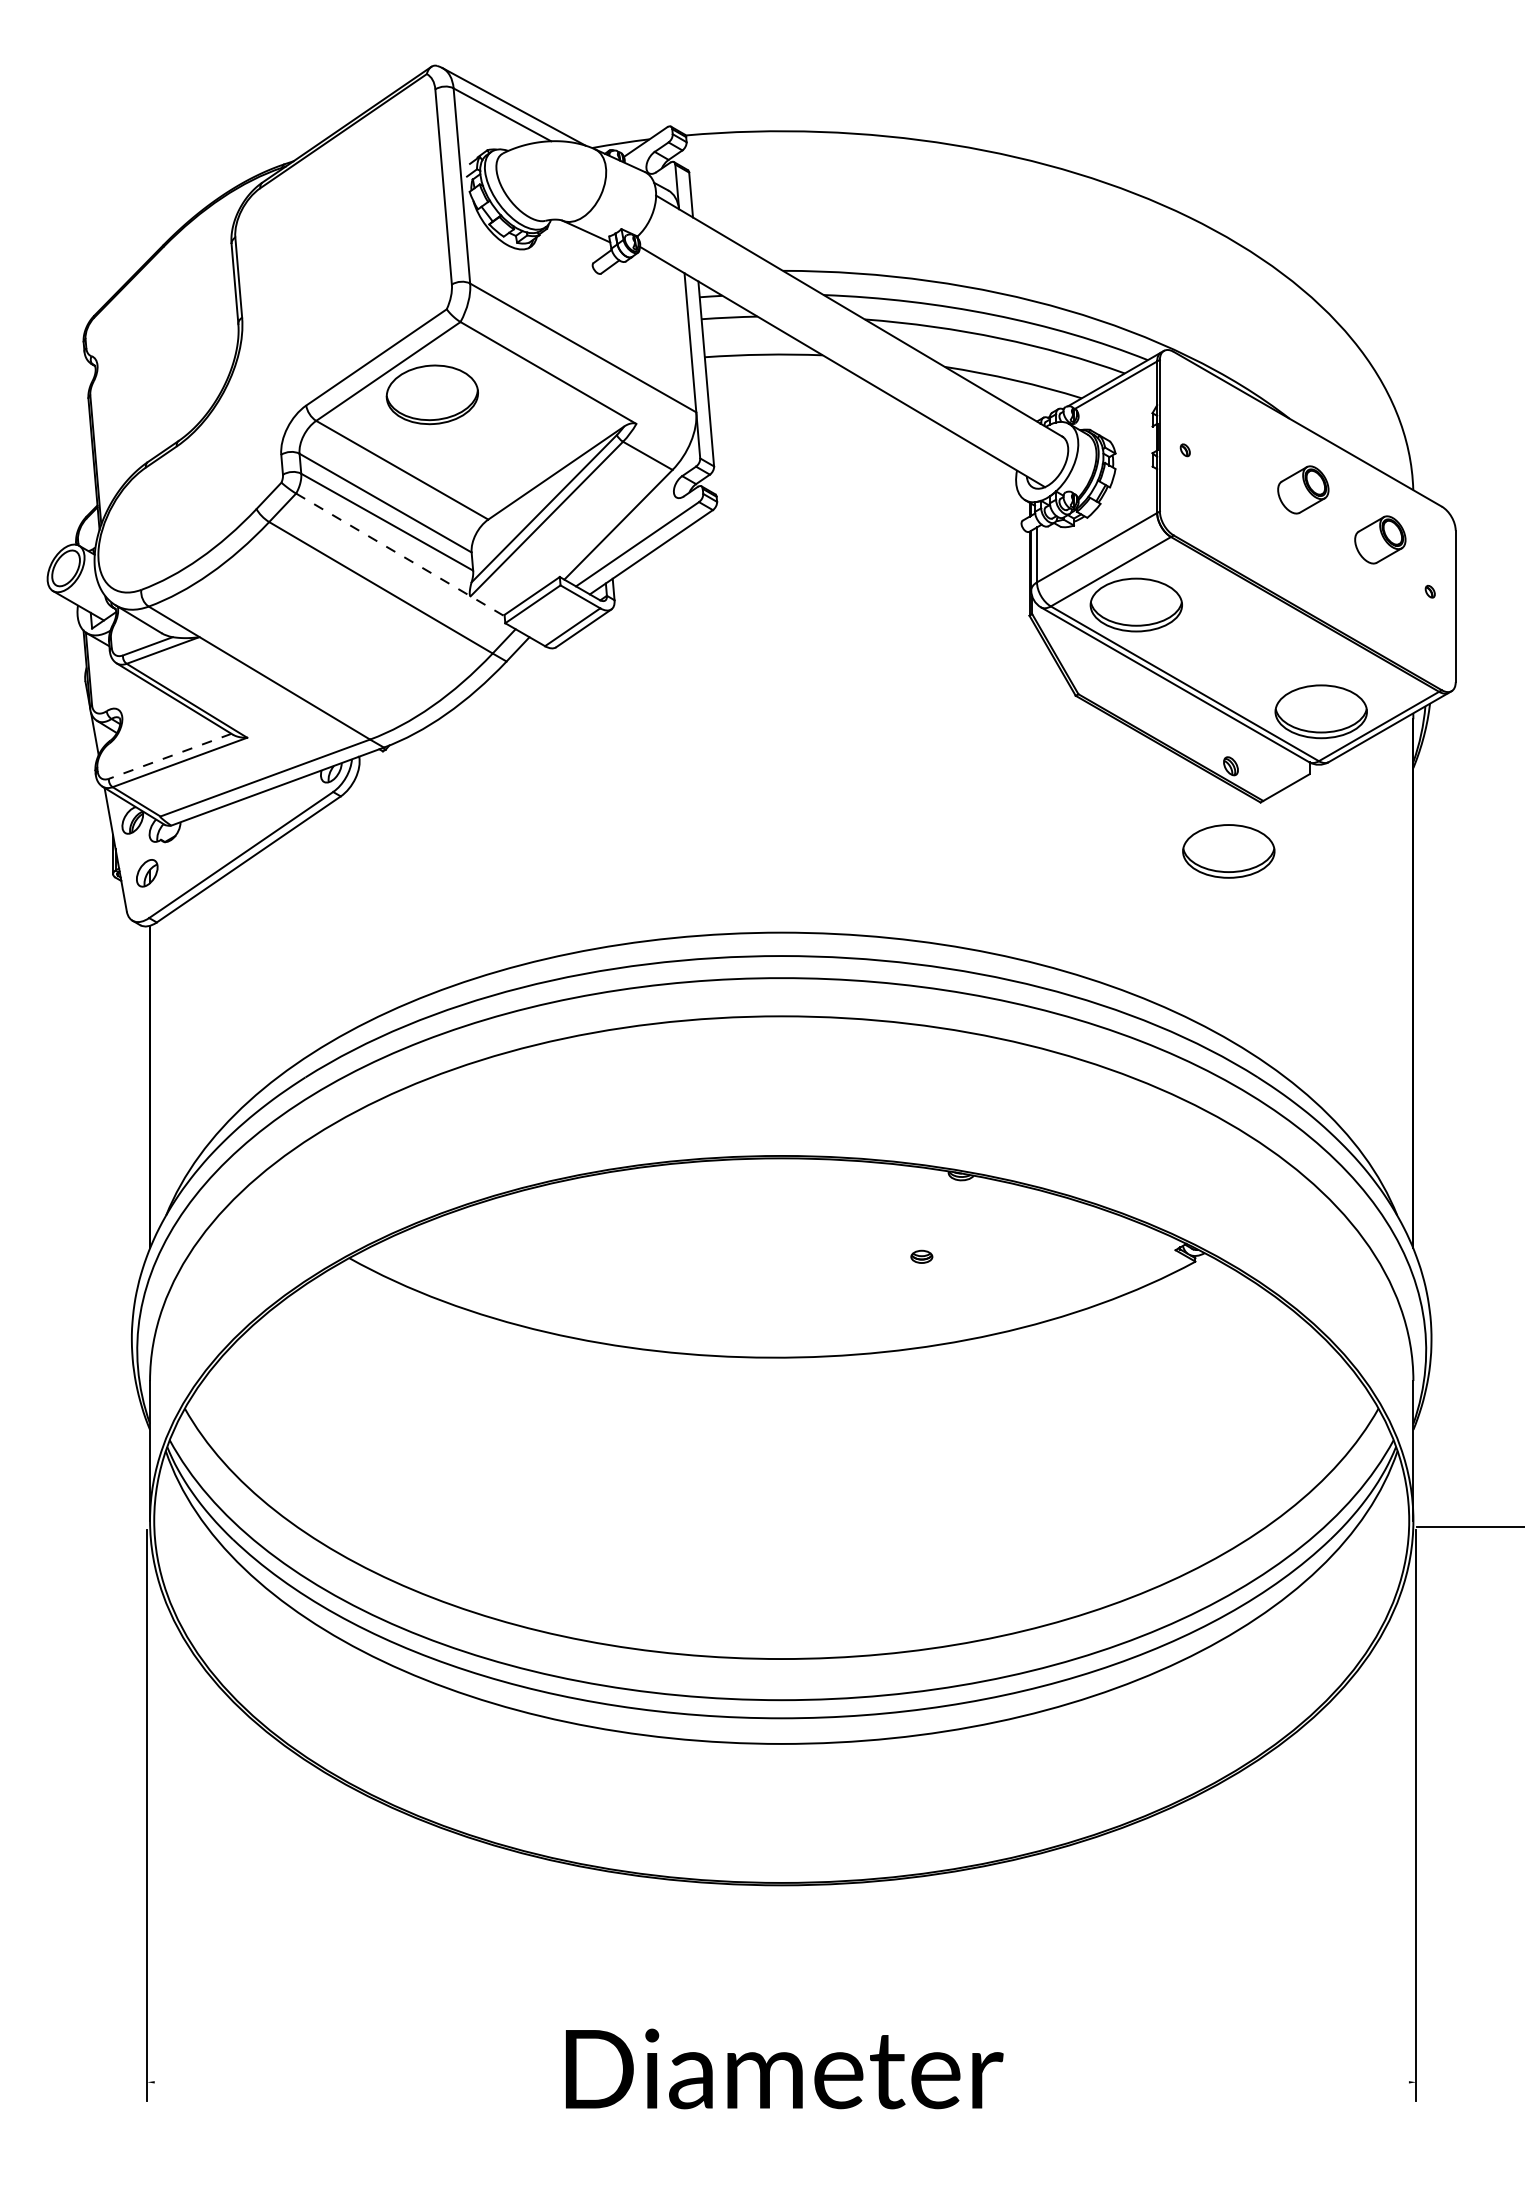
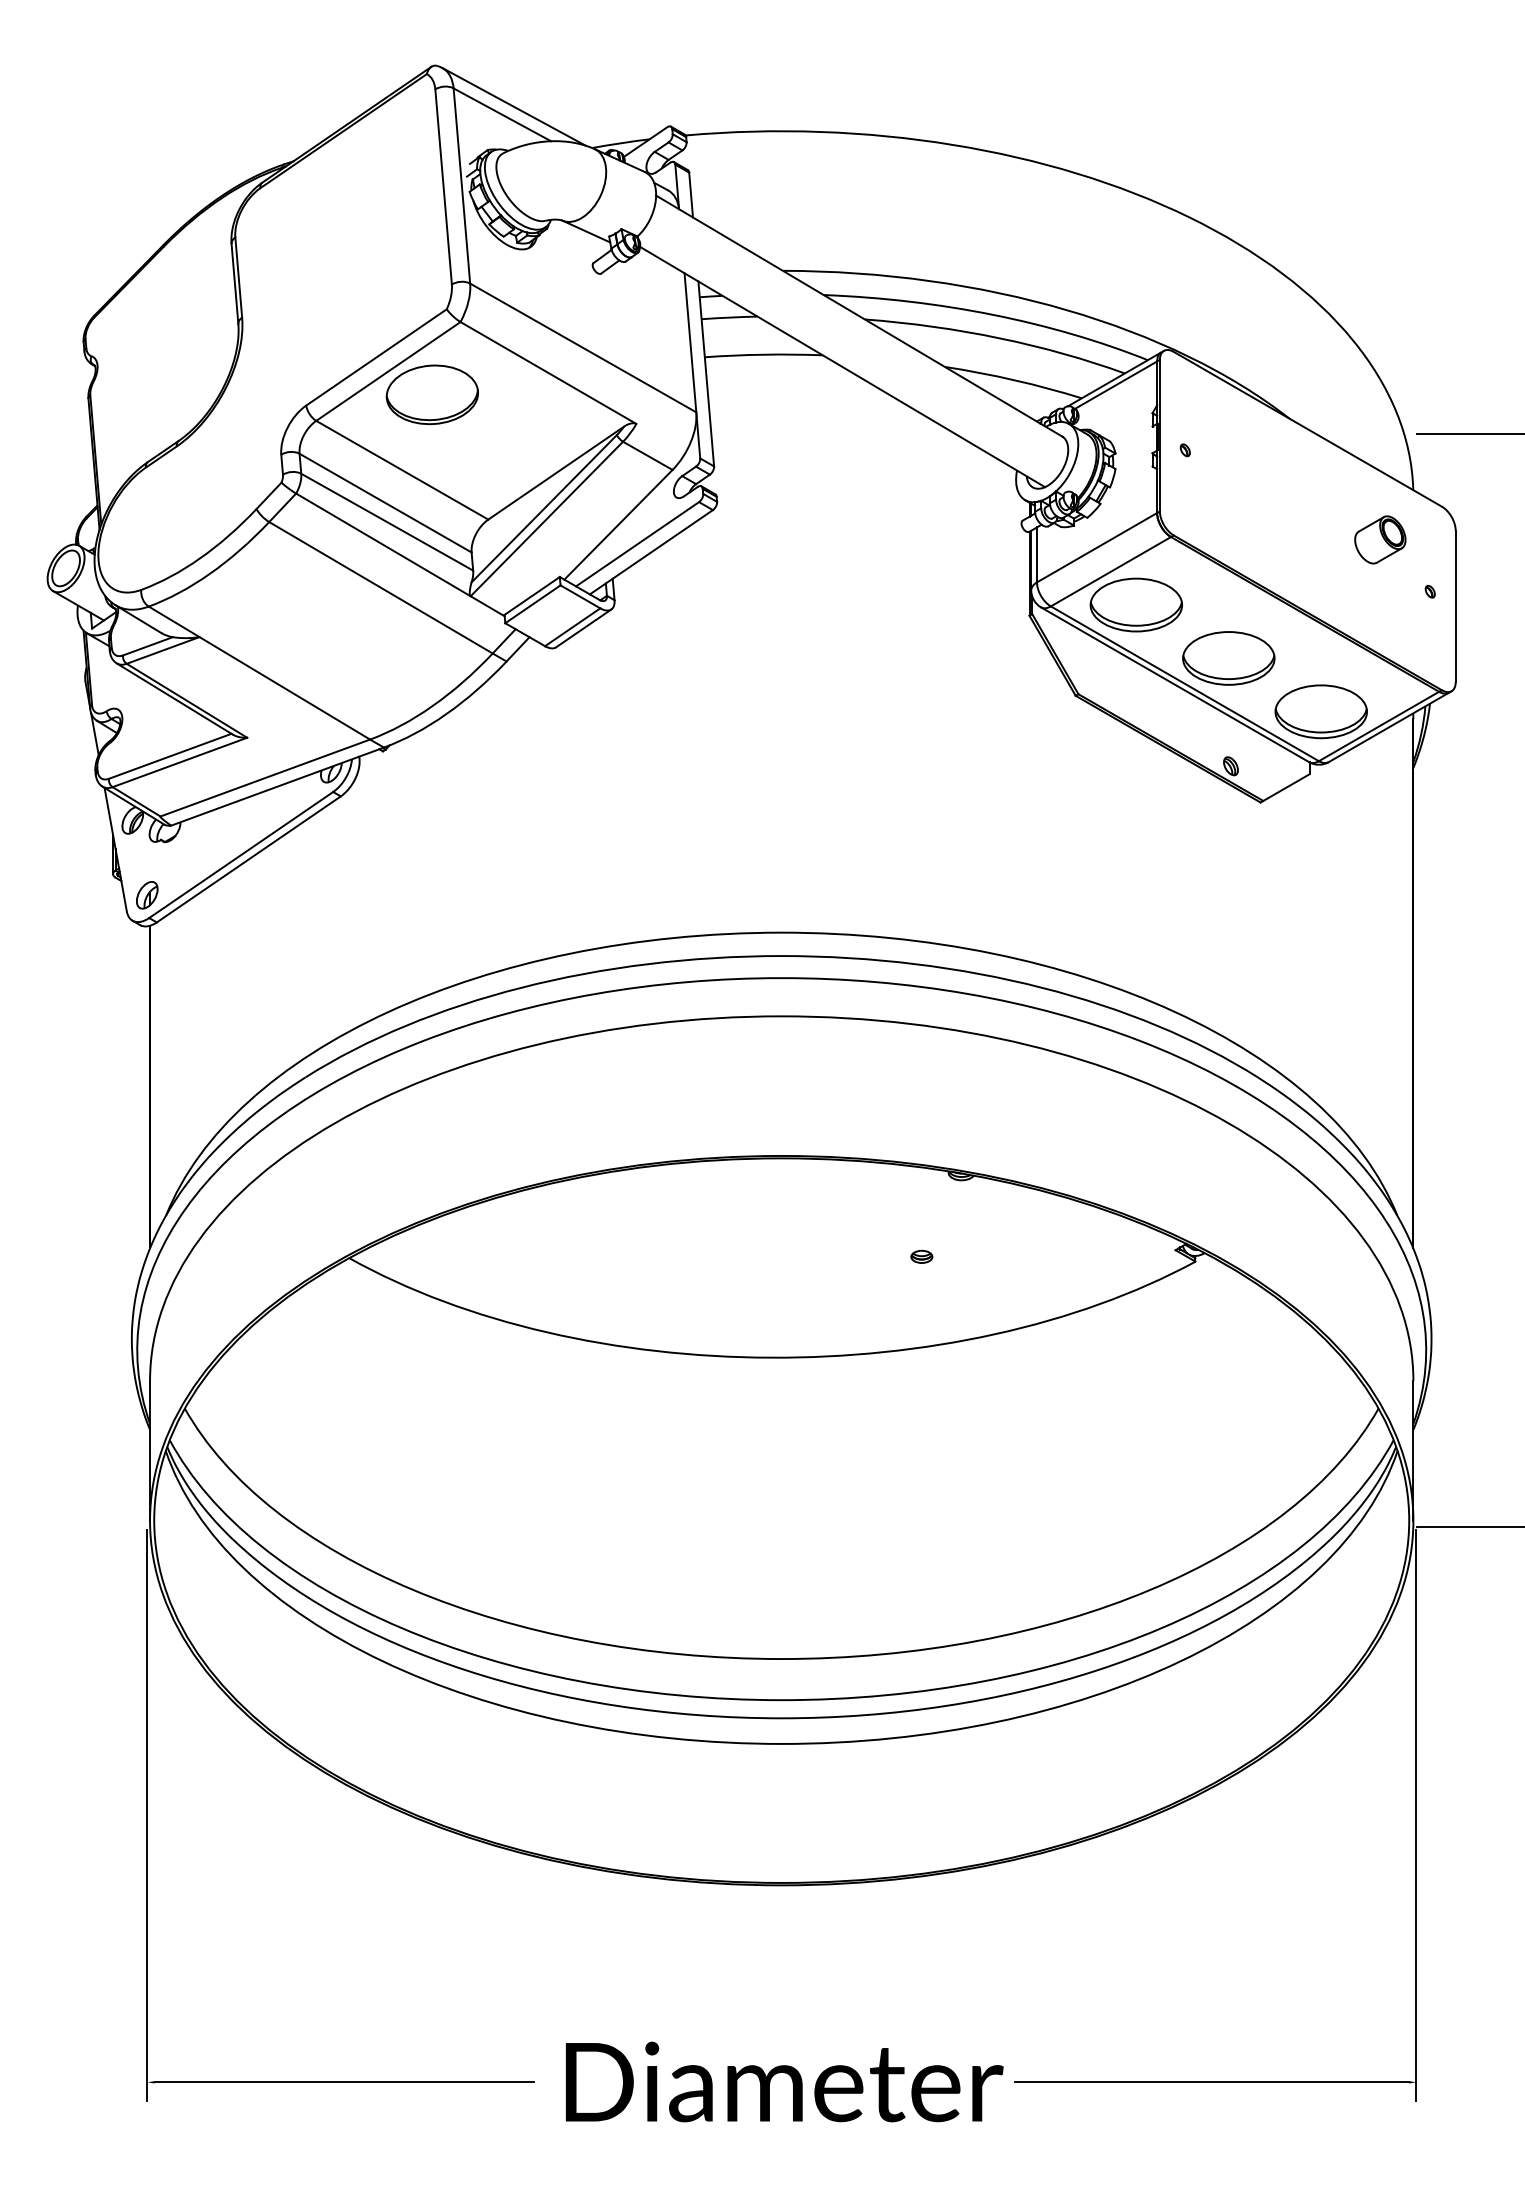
line: none -> present (1468, 433)
part: present -> none (1303, 489)
line: dashed -> solid (400, 554)
line: dashed -> solid (169, 756)
part position: (1228, 851) -> (1228, 658) (1228, 658)
part position: (147, 873) -> (147, 895) (147, 895)
text position: (784, 2068) -> (784, 2081) (784, 2081)
line: none -> present (343, 2082)
line: none -> present (1211, 2082)
